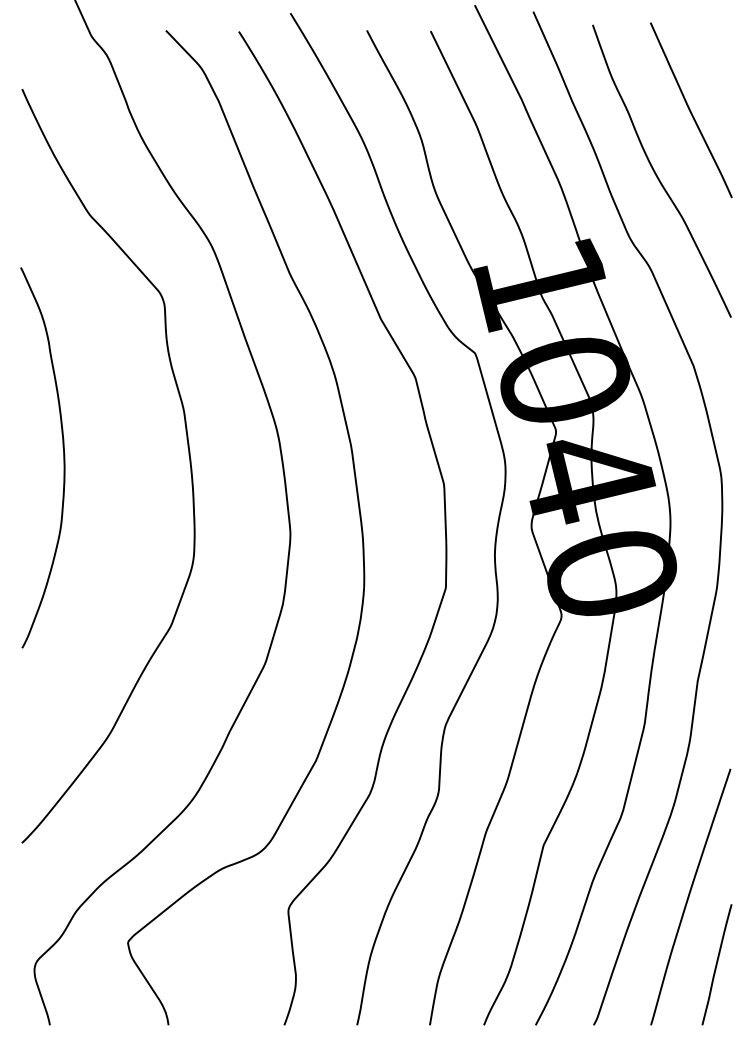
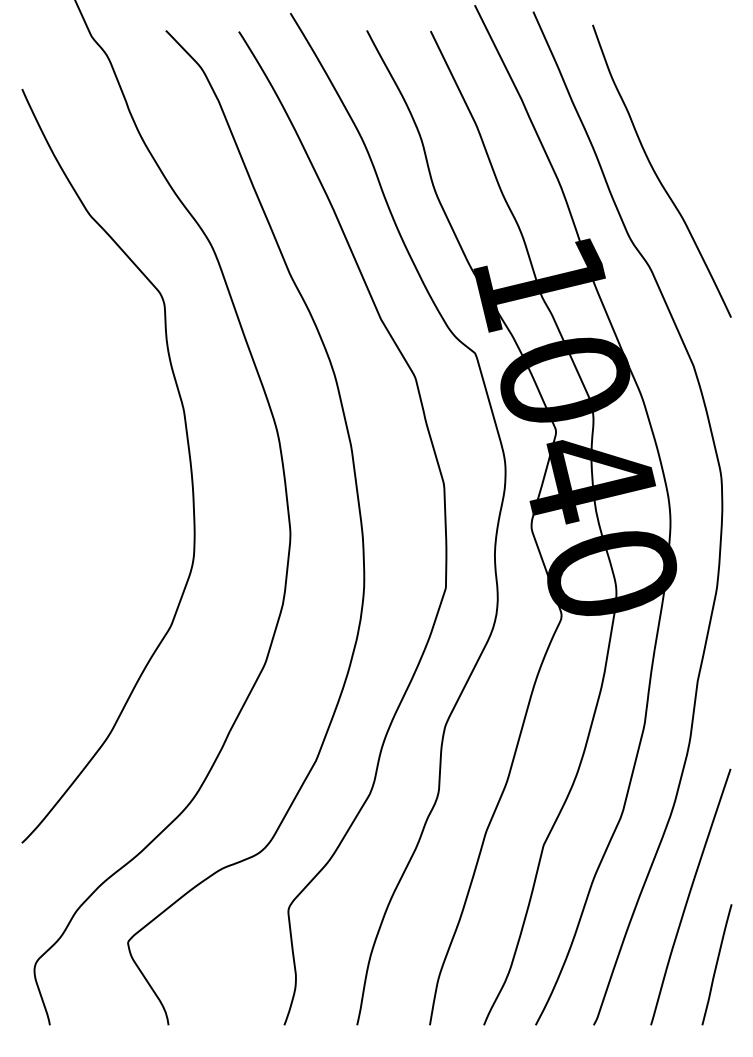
curve: present -> none (690, 109)
curve: present -> none (63, 457)
